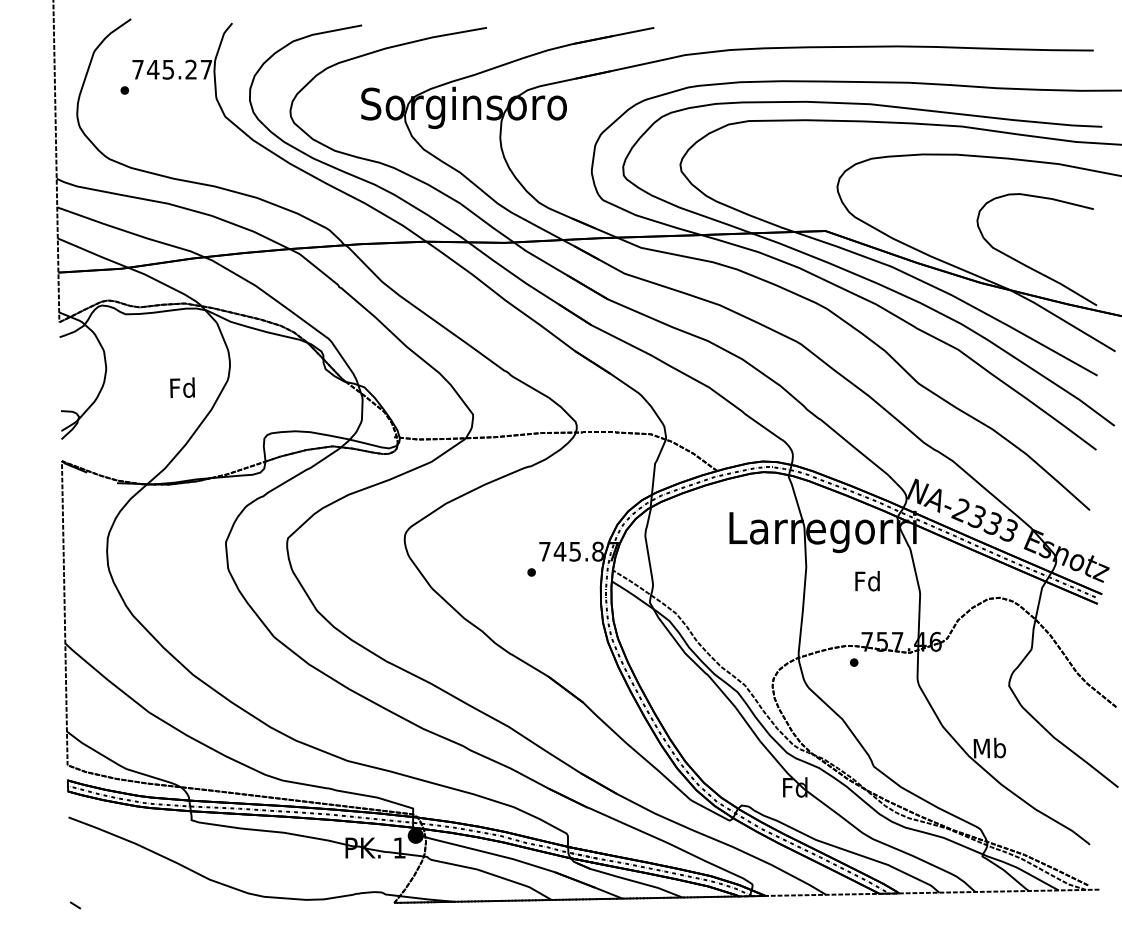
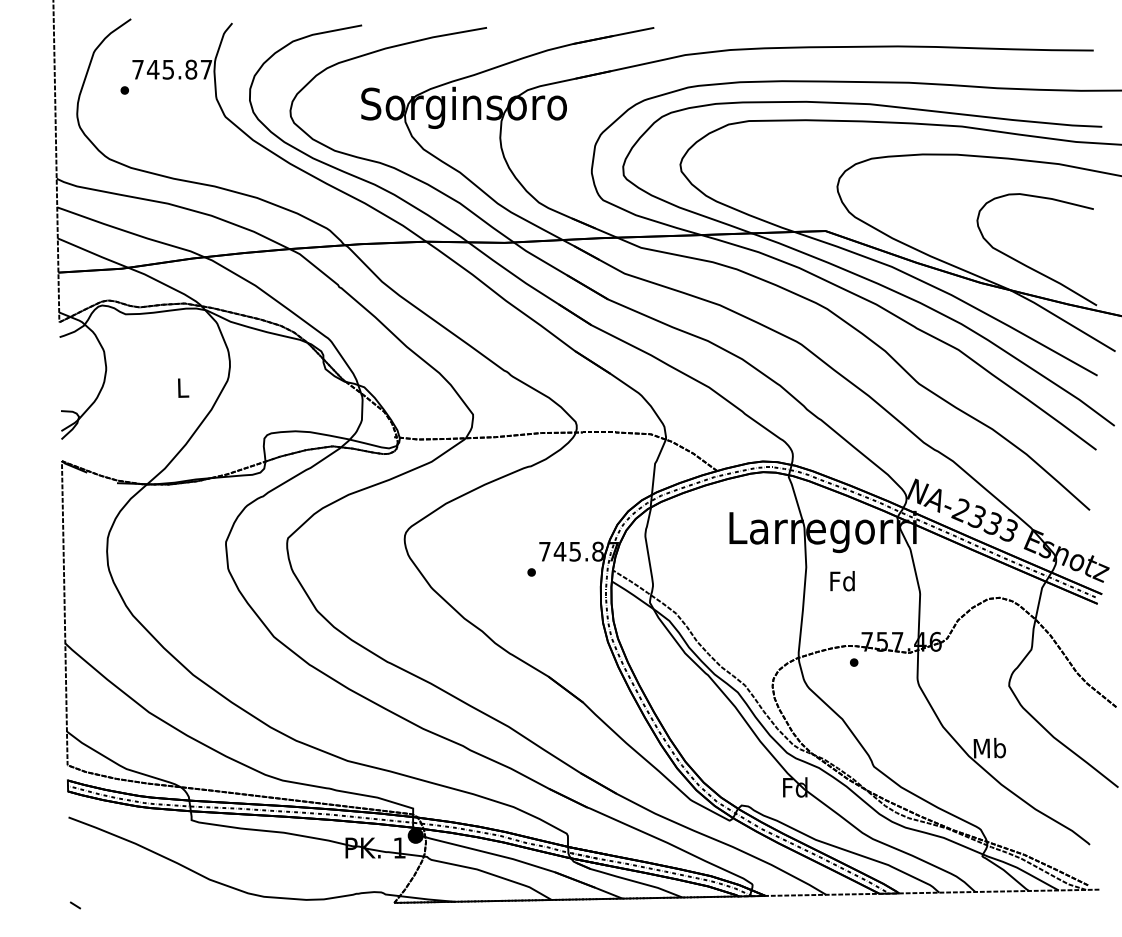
text: 745.27 -> 745.87 (191, 69)
text: Fd -> L (182, 387)
text position: (867, 581) -> (842, 581) (842, 581)
